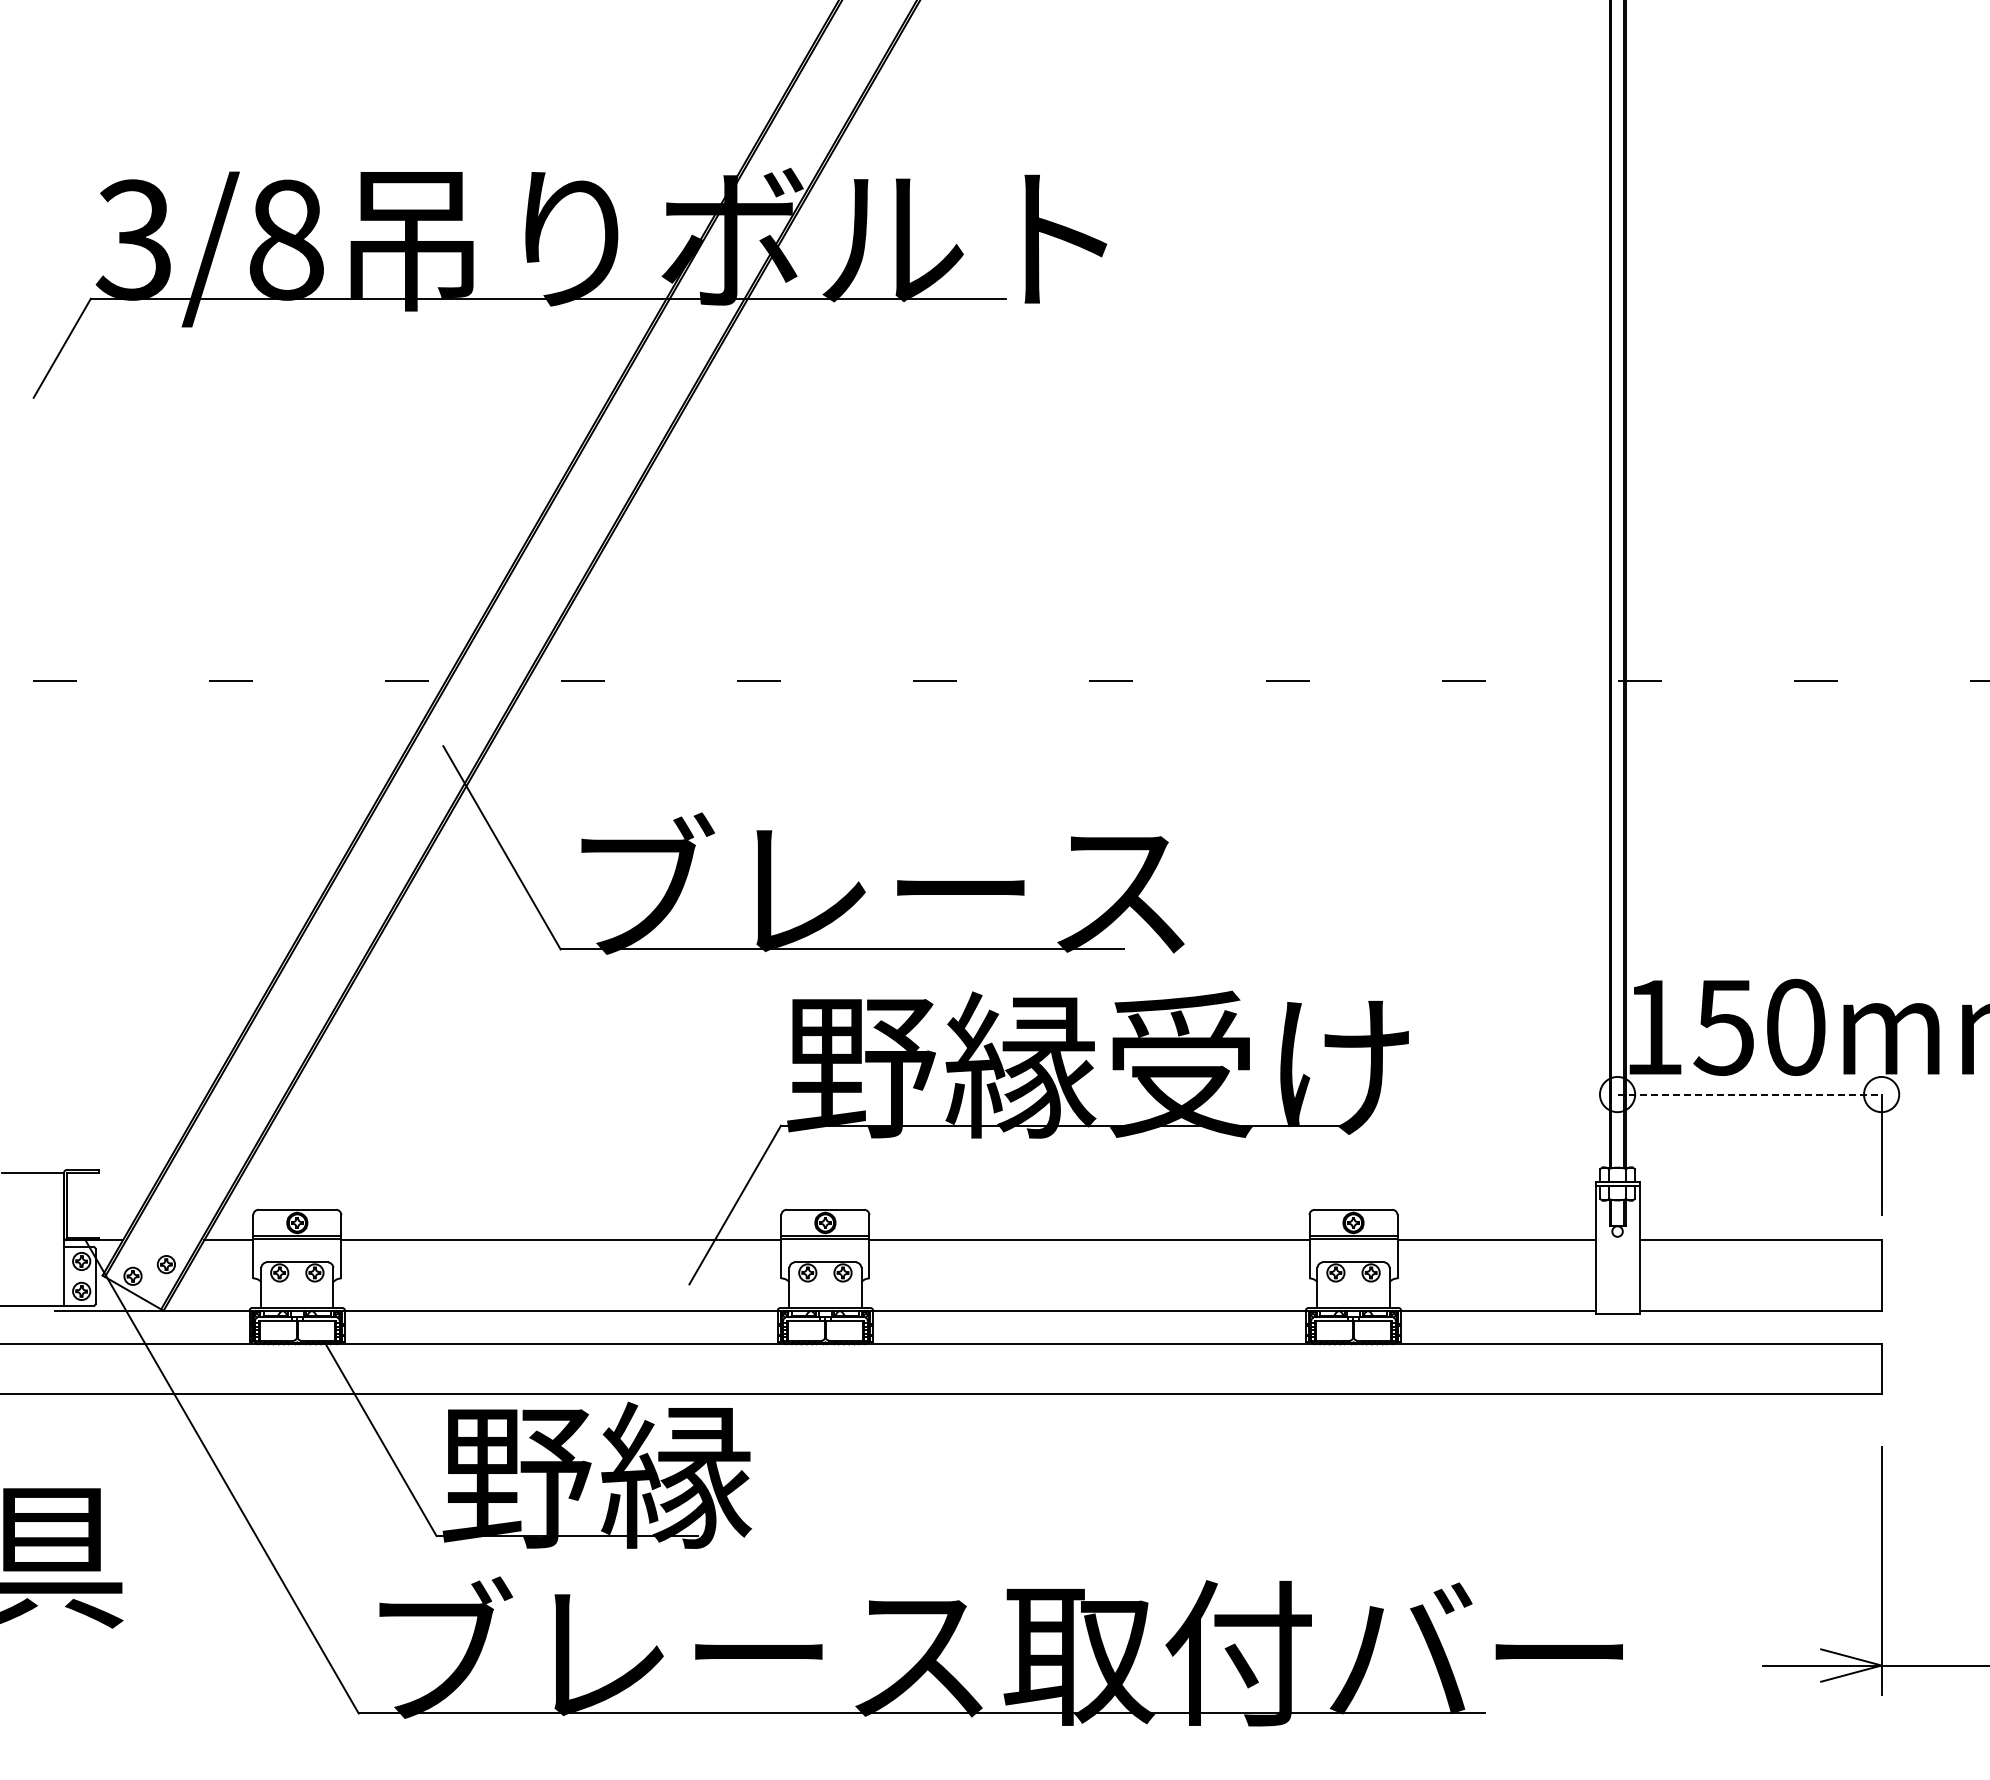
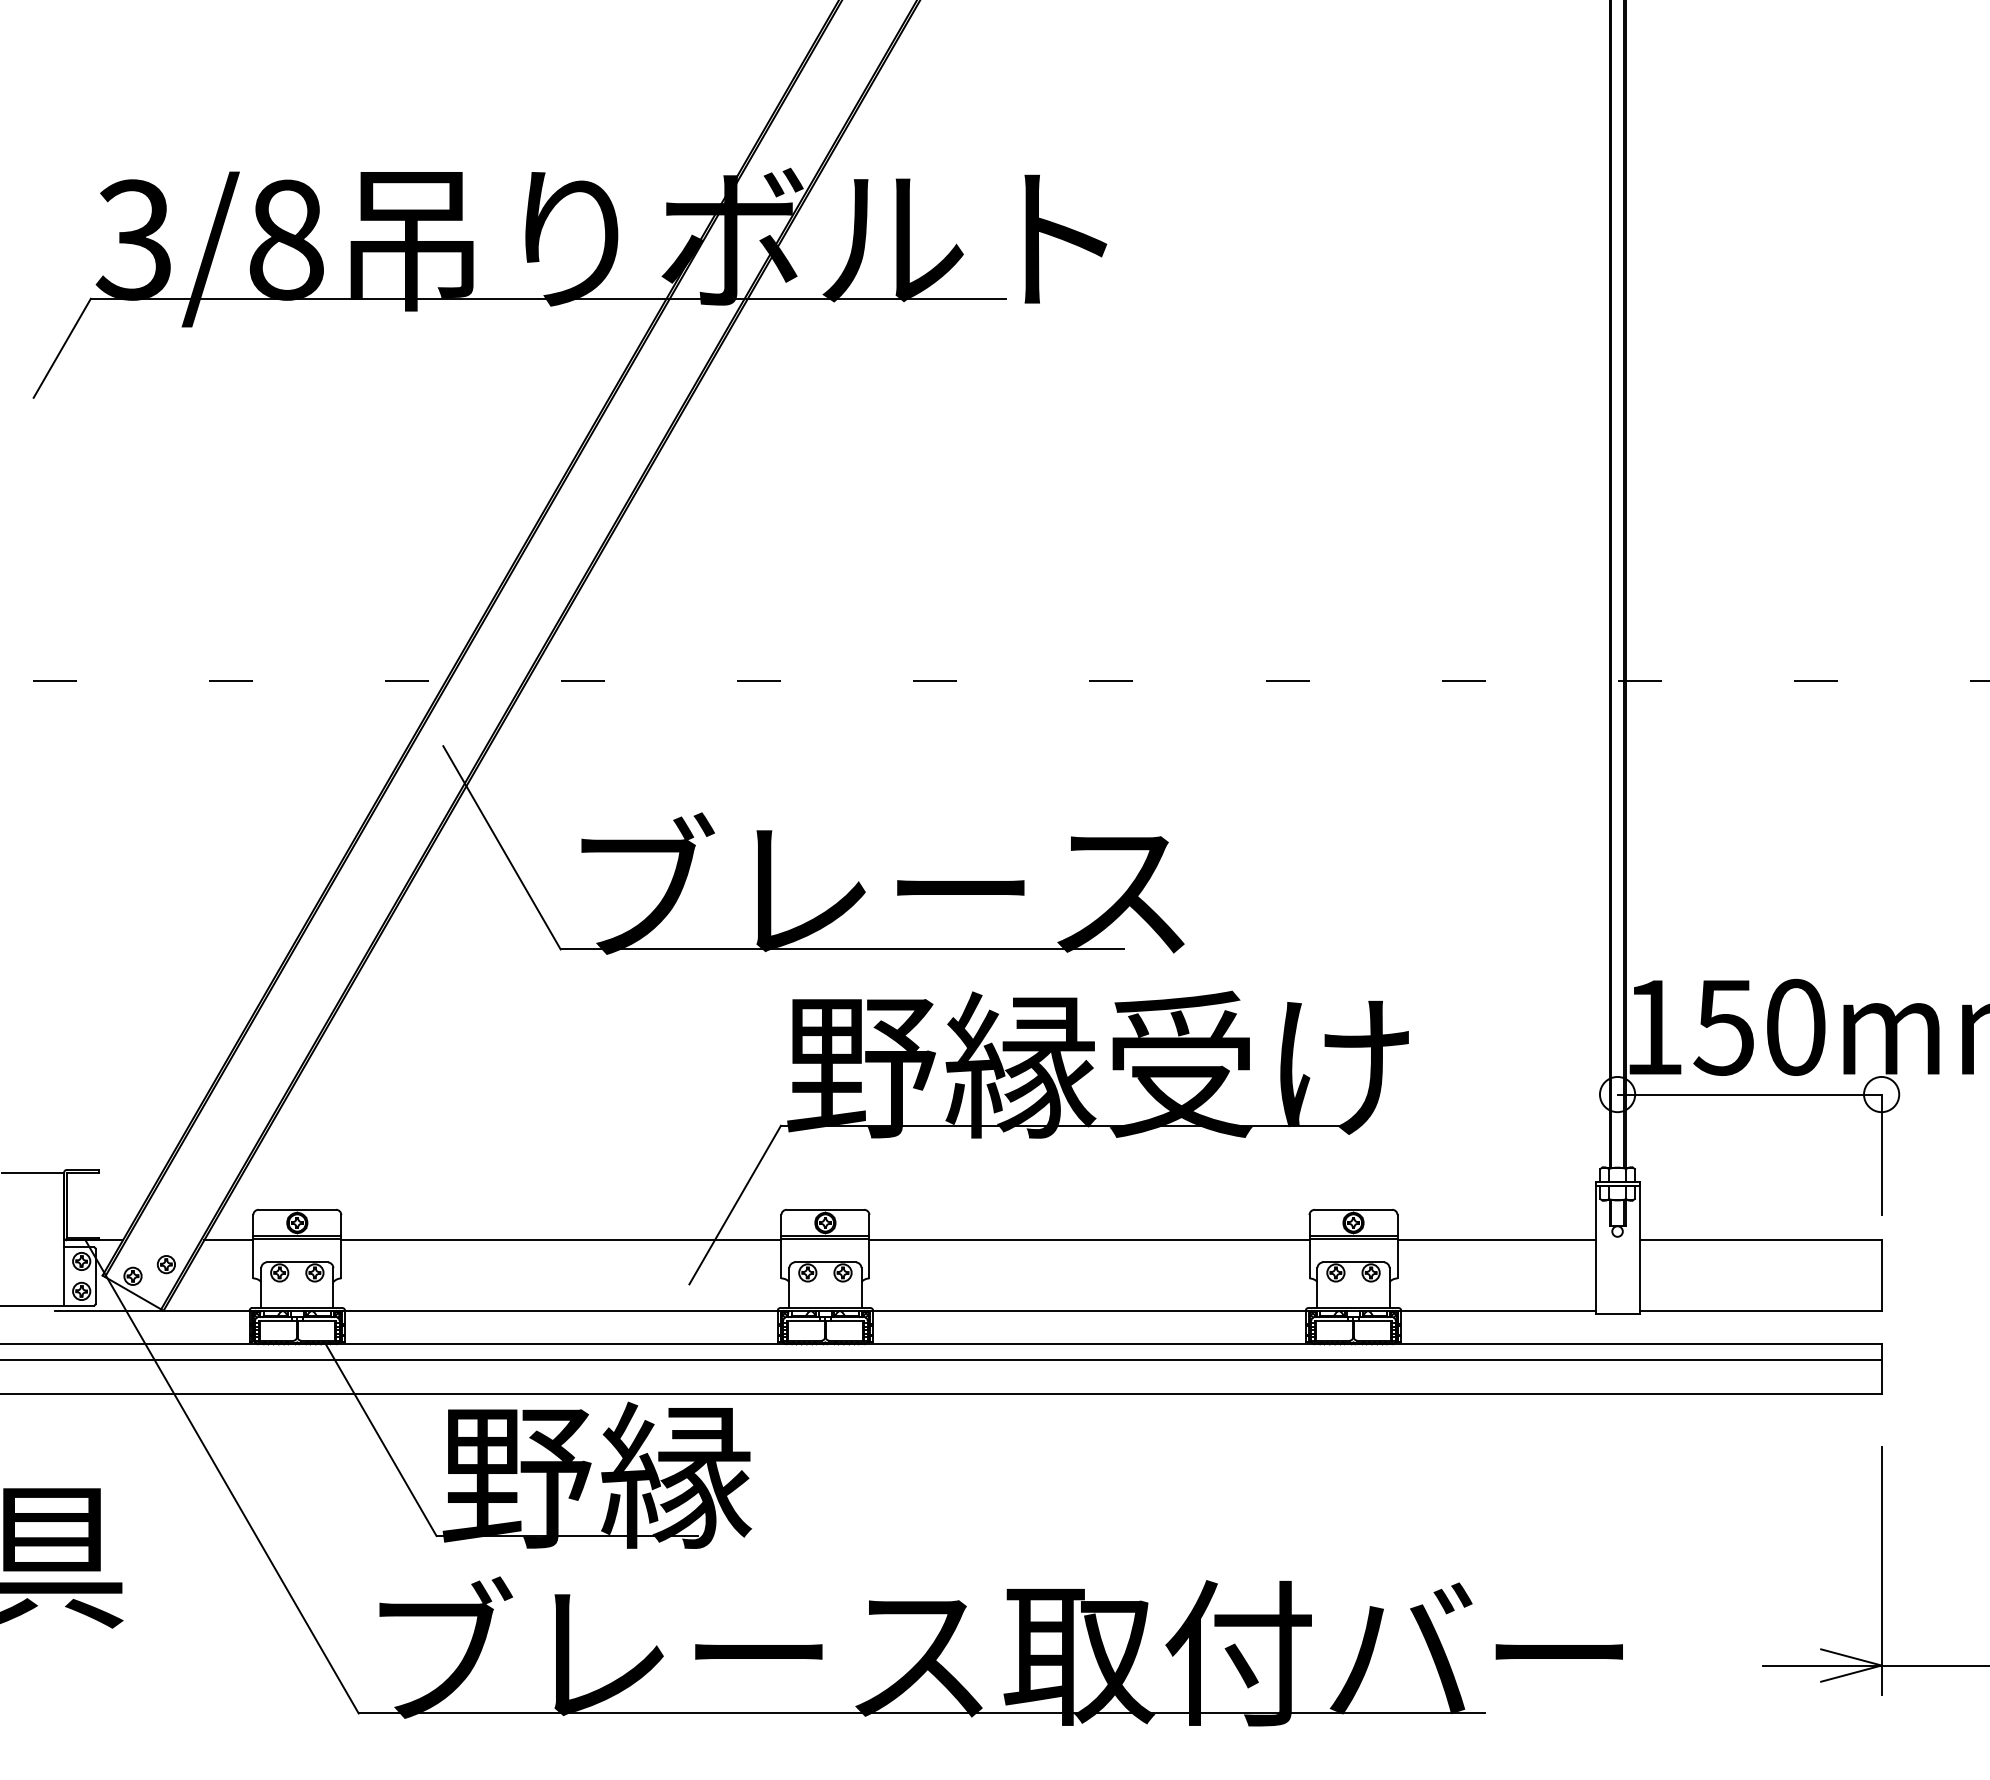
line: dashed -> solid (1750, 1094)
line: none -> present (941, 1360)
